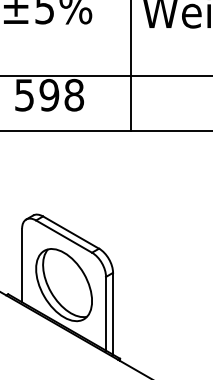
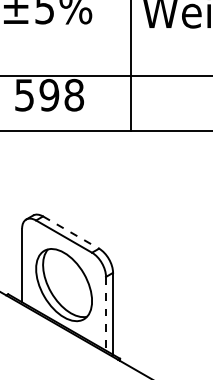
line: solid -> dashed (71, 232)
line: solid -> dashed (106, 313)
